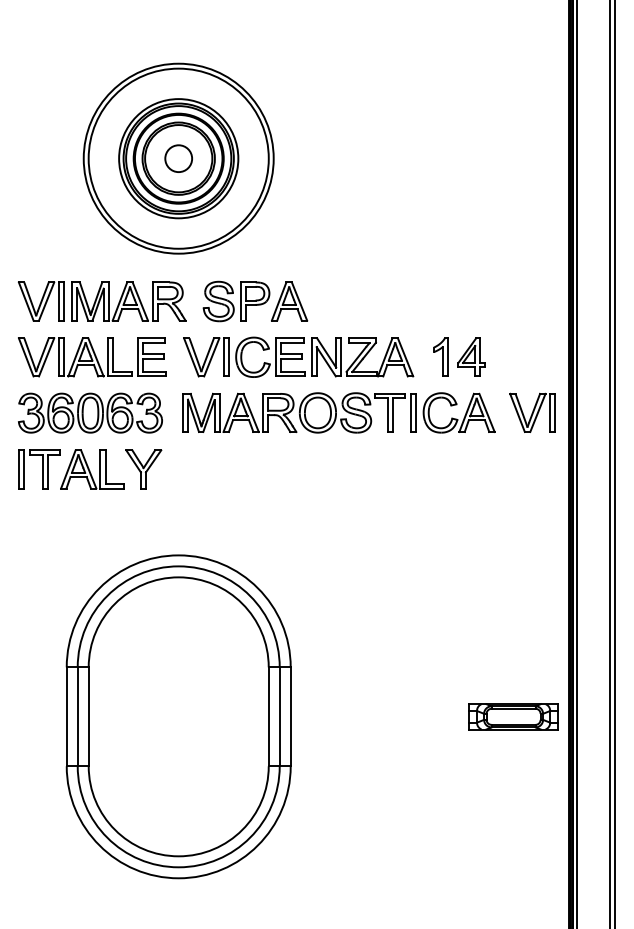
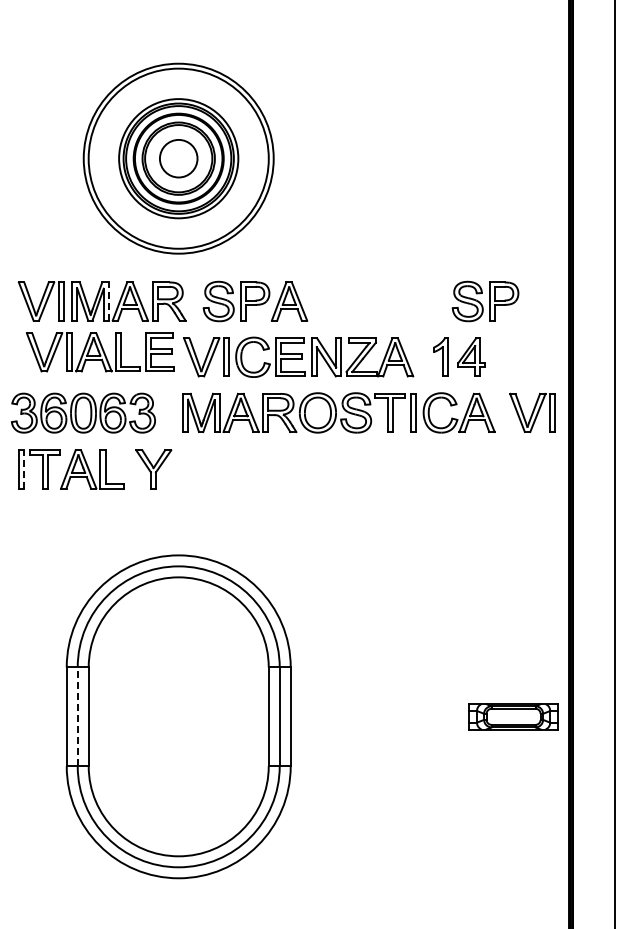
circle diameter: 27 px -> 38 px (178, 158)
line: solid -> dashed (108, 301)
part: none -> present (485, 301)
part position: (92, 357) -> (100, 352) (100, 352)
part position: (90, 412) -> (83, 412) (83, 412)
line: present -> none (577, 463)
line: present -> none (610, 463)
line: solid -> dashed (23, 468)
part position: (143, 469) -> (153, 469) (153, 469)
line: solid -> dashed (77, 716)
